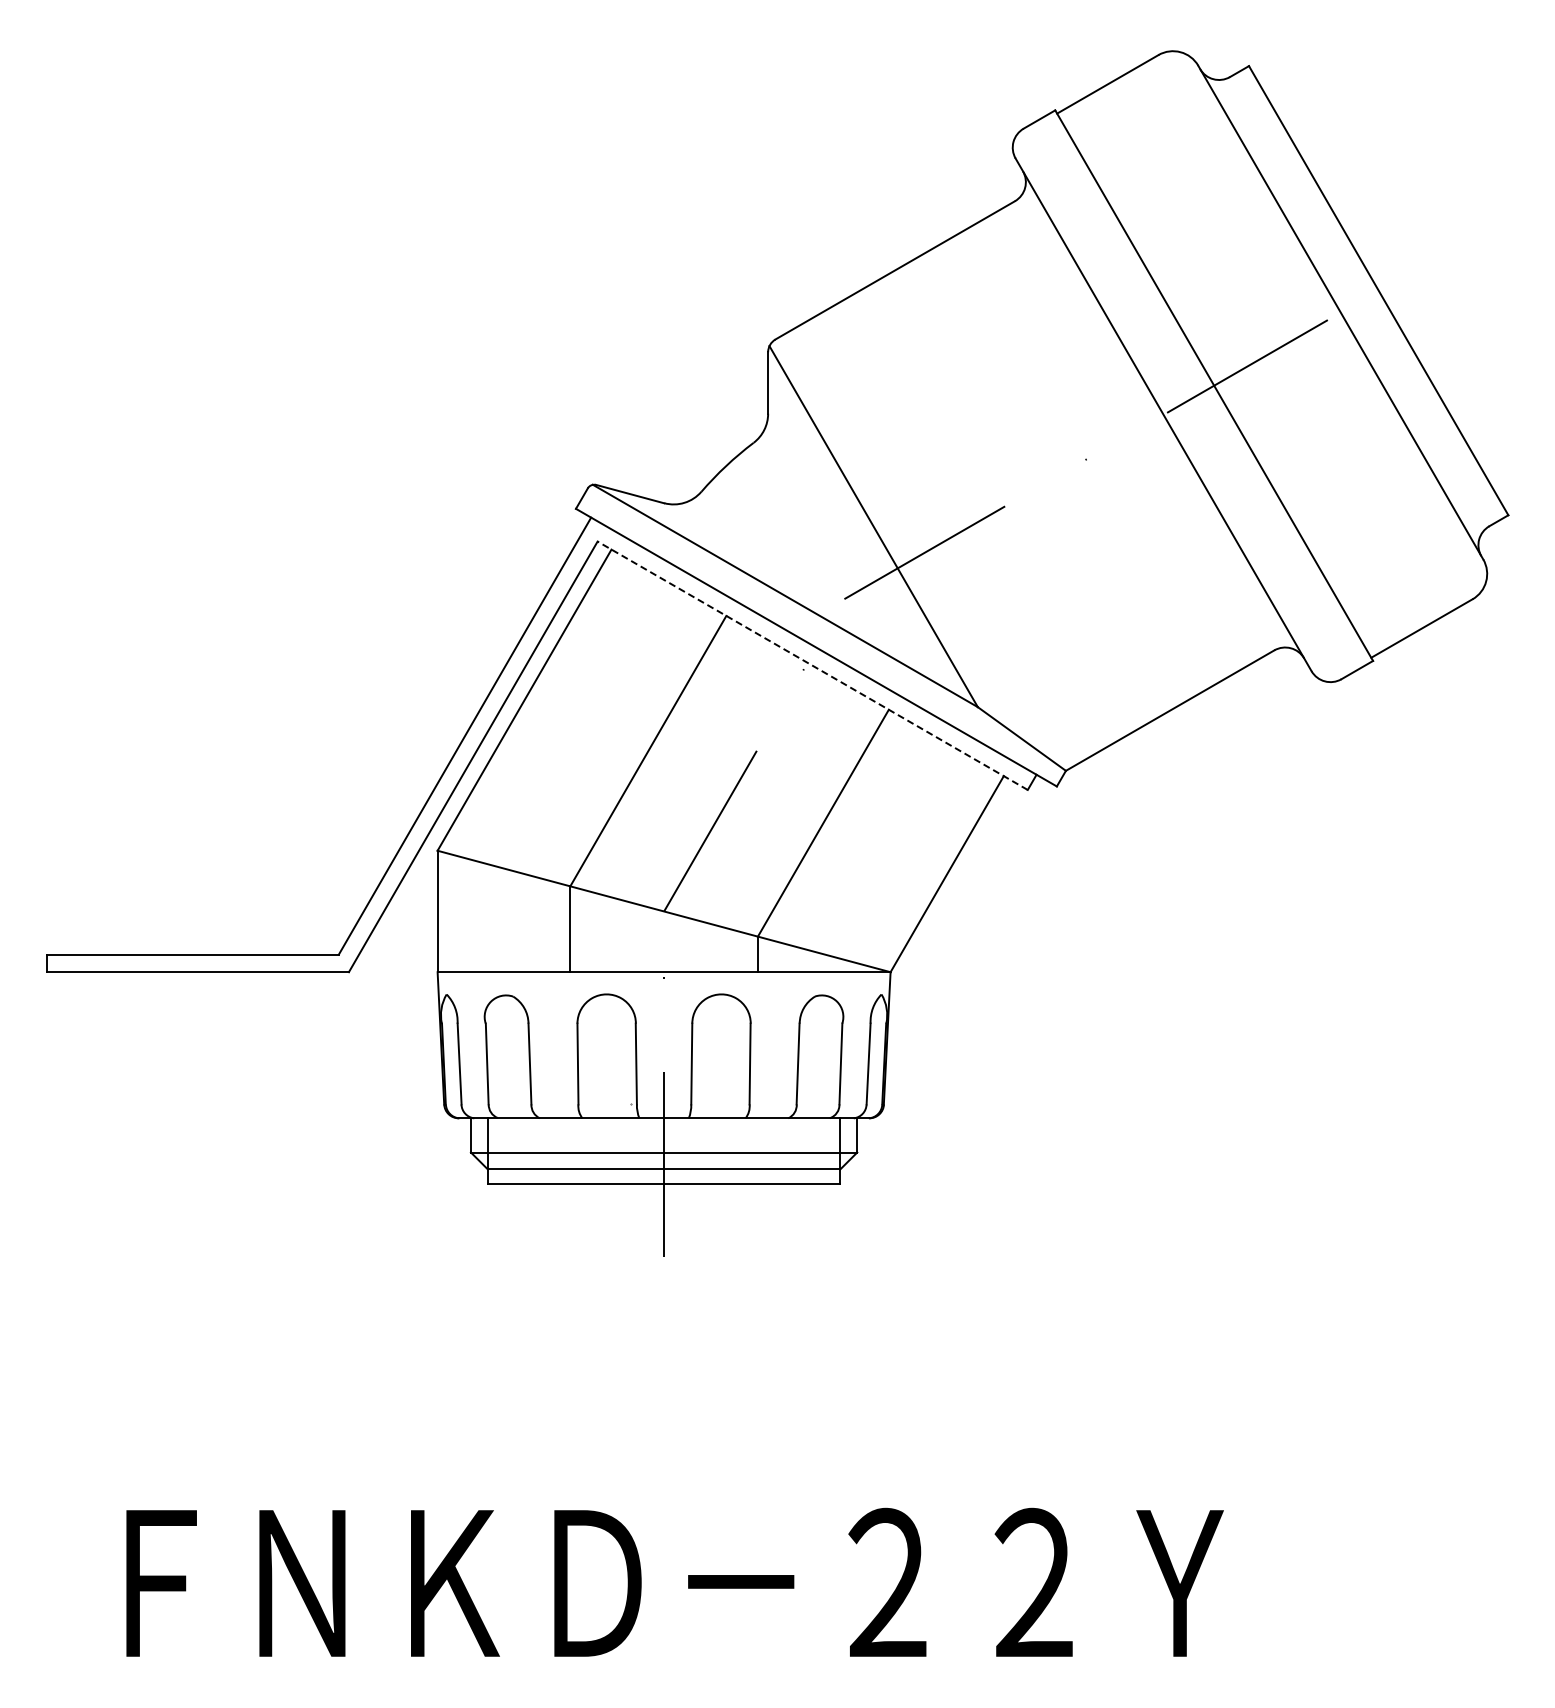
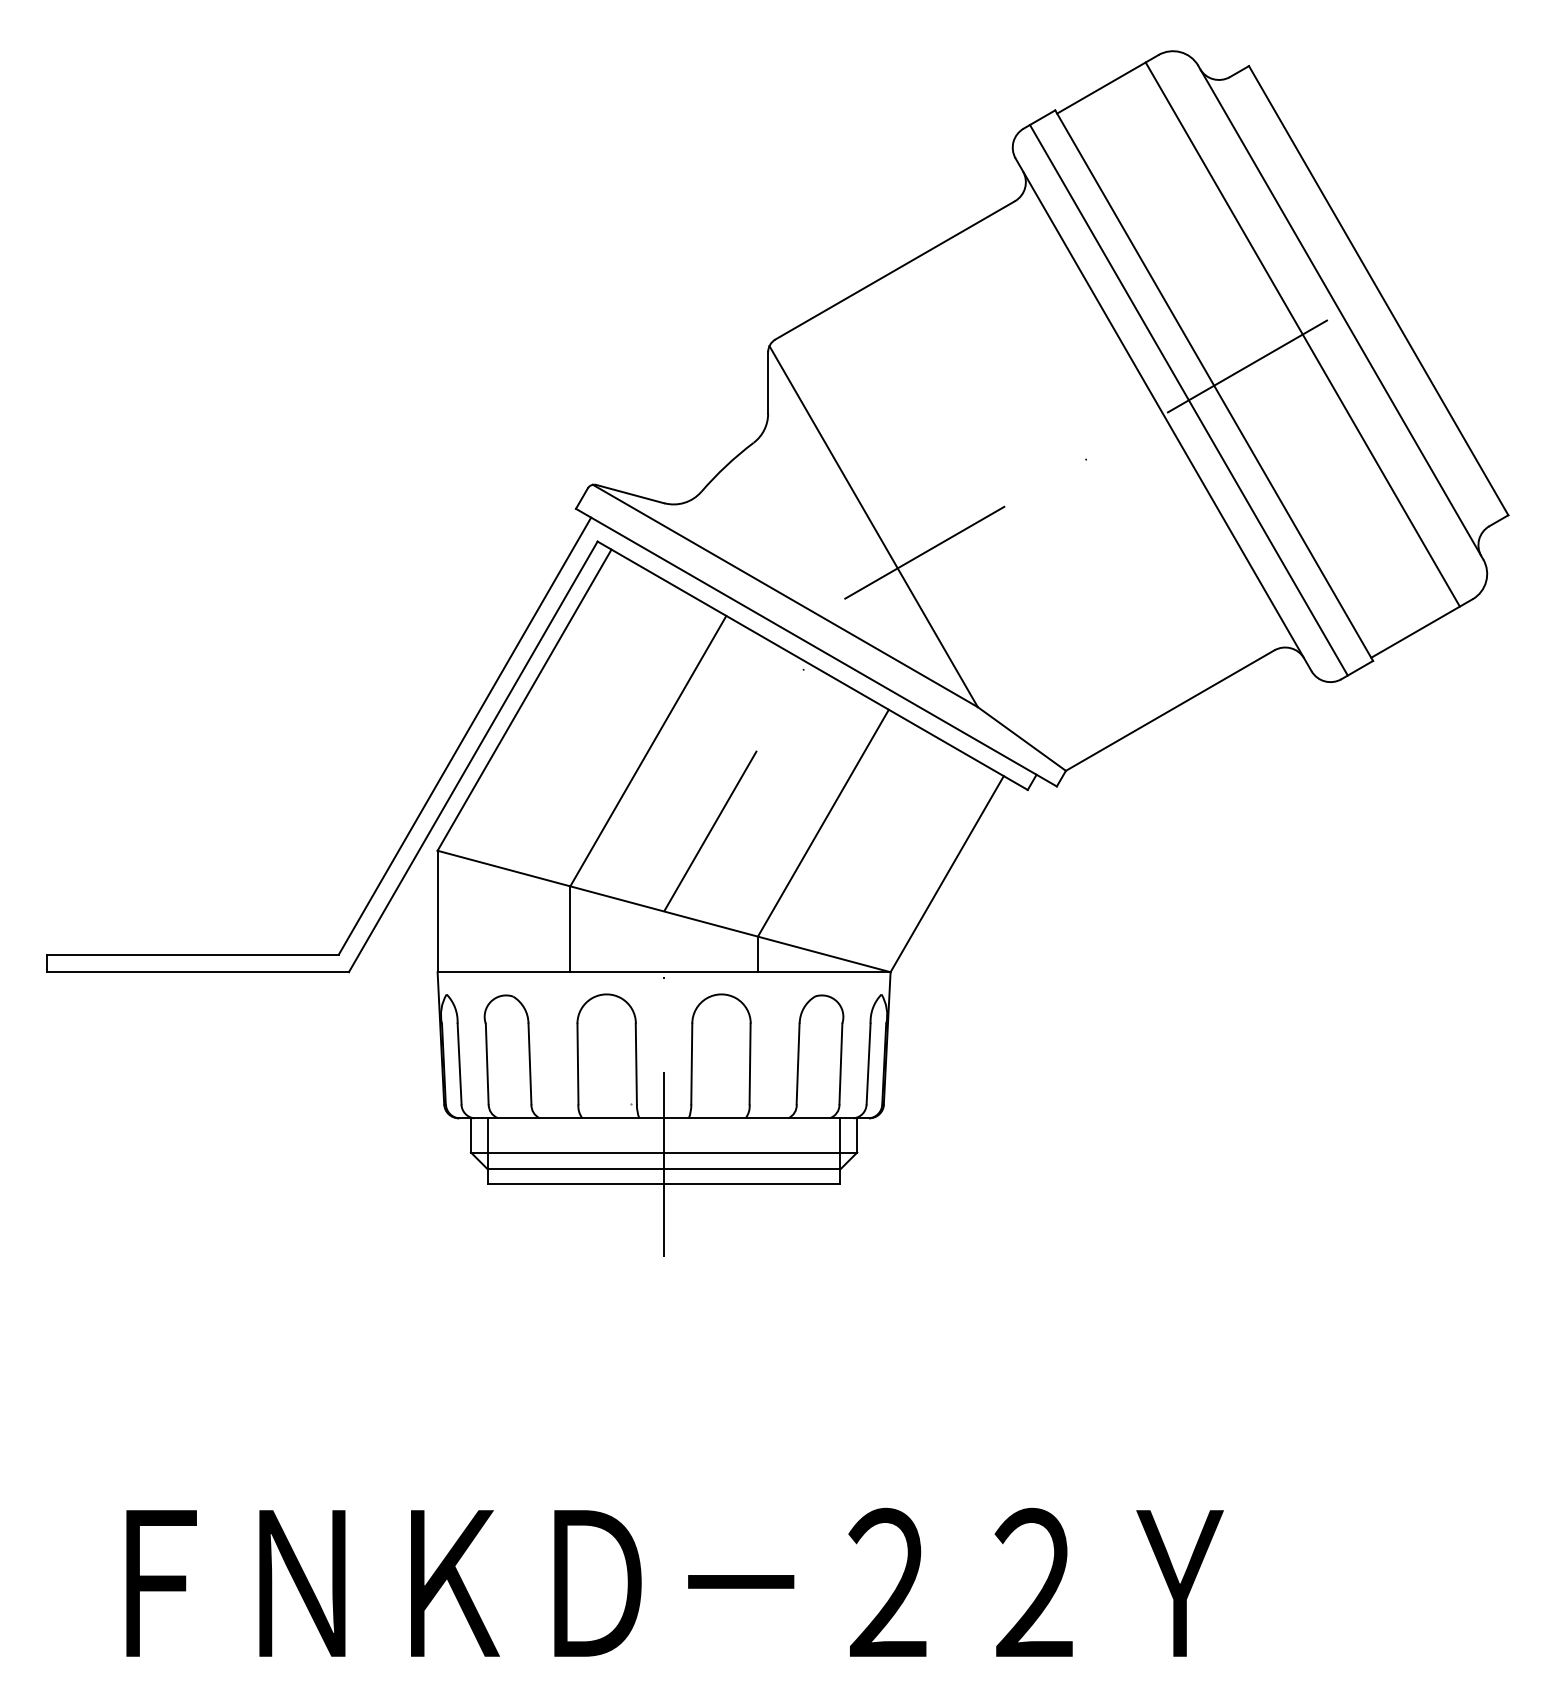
line: none -> present (1302, 334)
line: none -> present (1188, 400)
line: dashed -> solid (812, 665)
